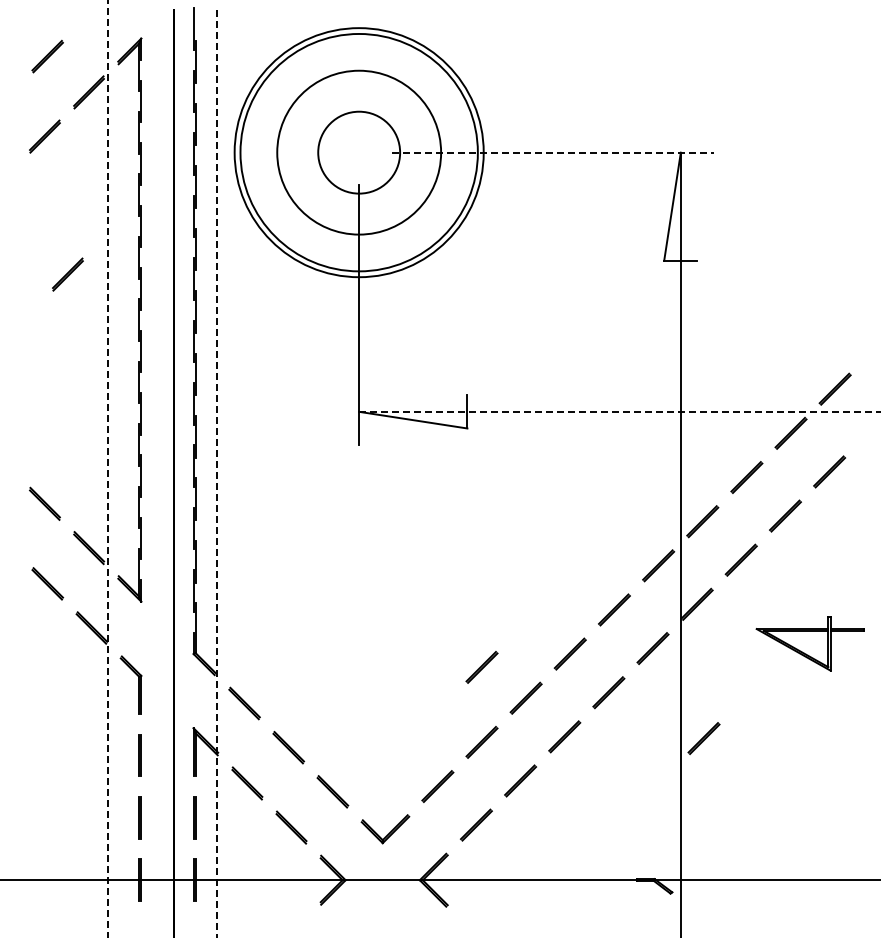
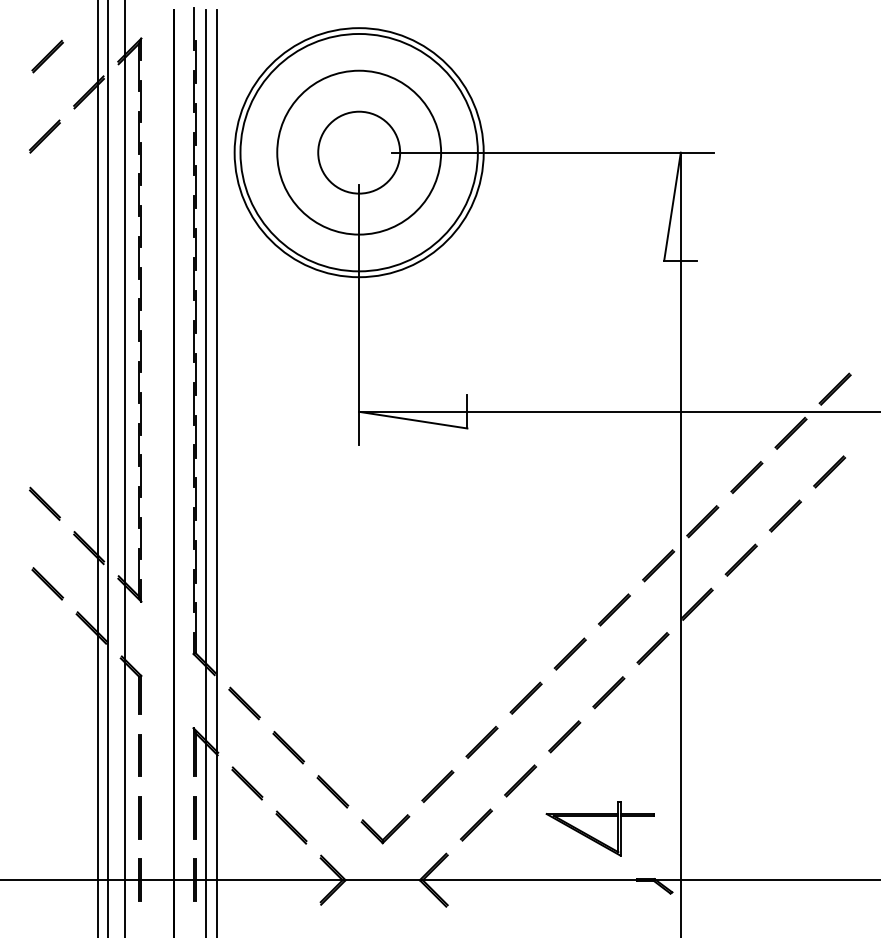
line: dashed -> solid (552, 152)
line: present -> none (67, 274)
line: dashed -> solid (620, 411)
line: none -> present (98, 468)
line: dashed -> solid (108, 468)
line: none -> present (124, 468)
line: none -> present (206, 472)
line: dashed -> solid (217, 473)
part position: (809, 643) -> (599, 828) (599, 828)
line: present -> none (481, 667)
line: present -> none (703, 738)
